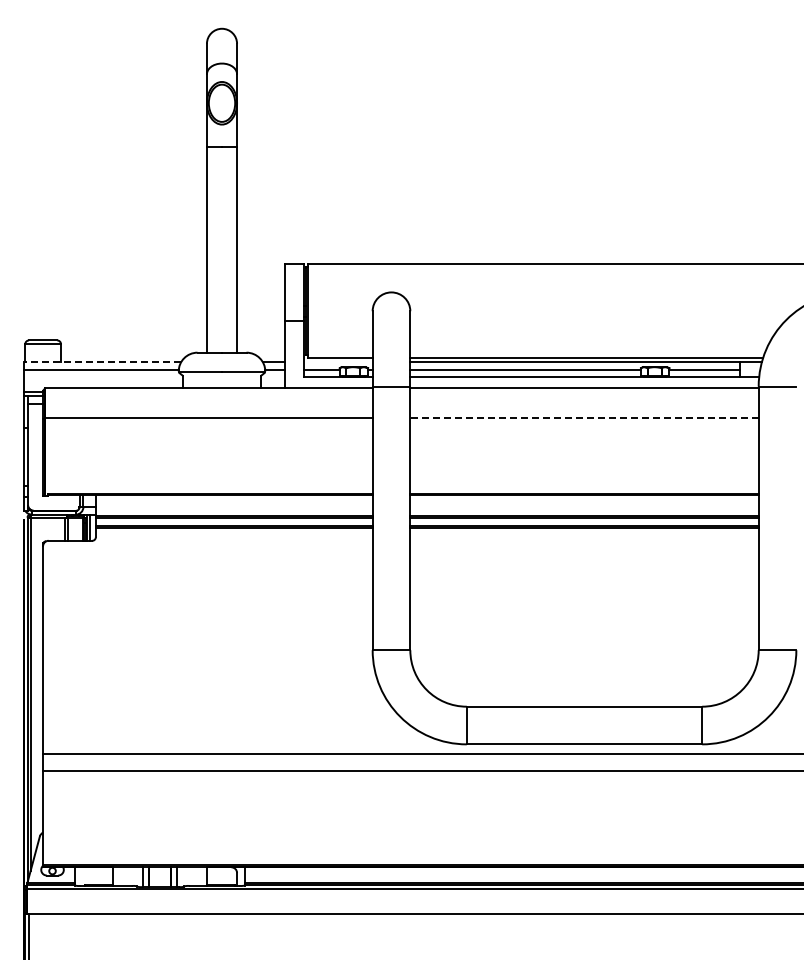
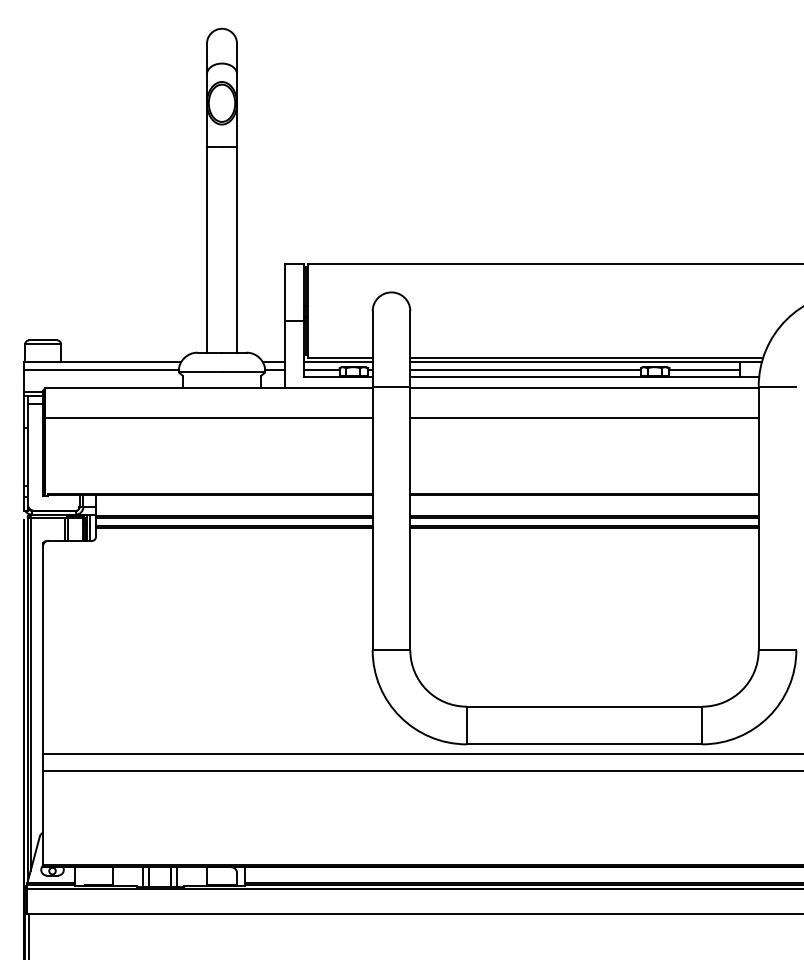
line: dashed -> solid (102, 362)
line: none -> present (337, 362)
line: dashed -> solid (584, 417)
